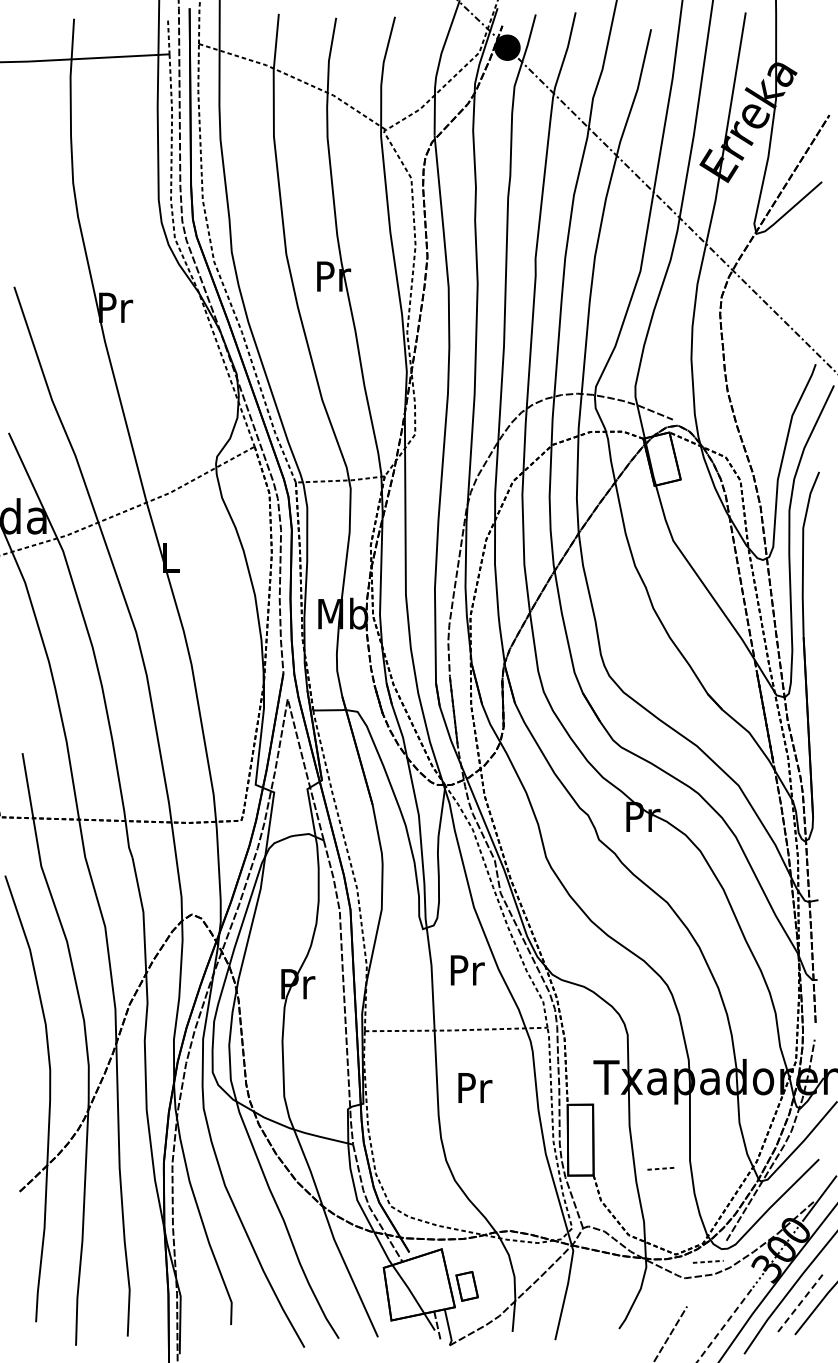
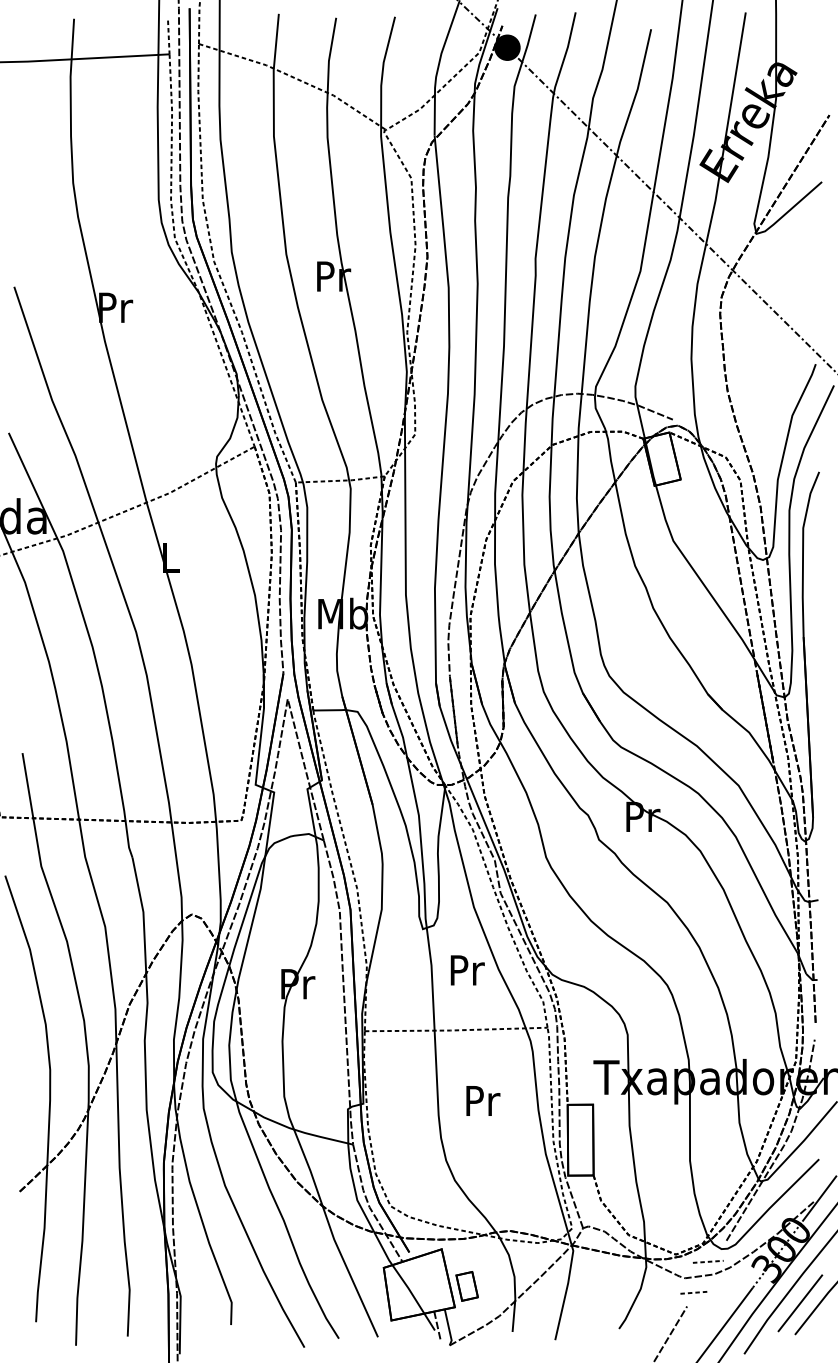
text position: (475, 1087) -> (483, 1100) (483, 1100)
line position: (659, 1168) -> (692, 1292) (692, 1292)
line: dashed -> solid (800, 1302)
line: dashed -> solid (724, 1324)
